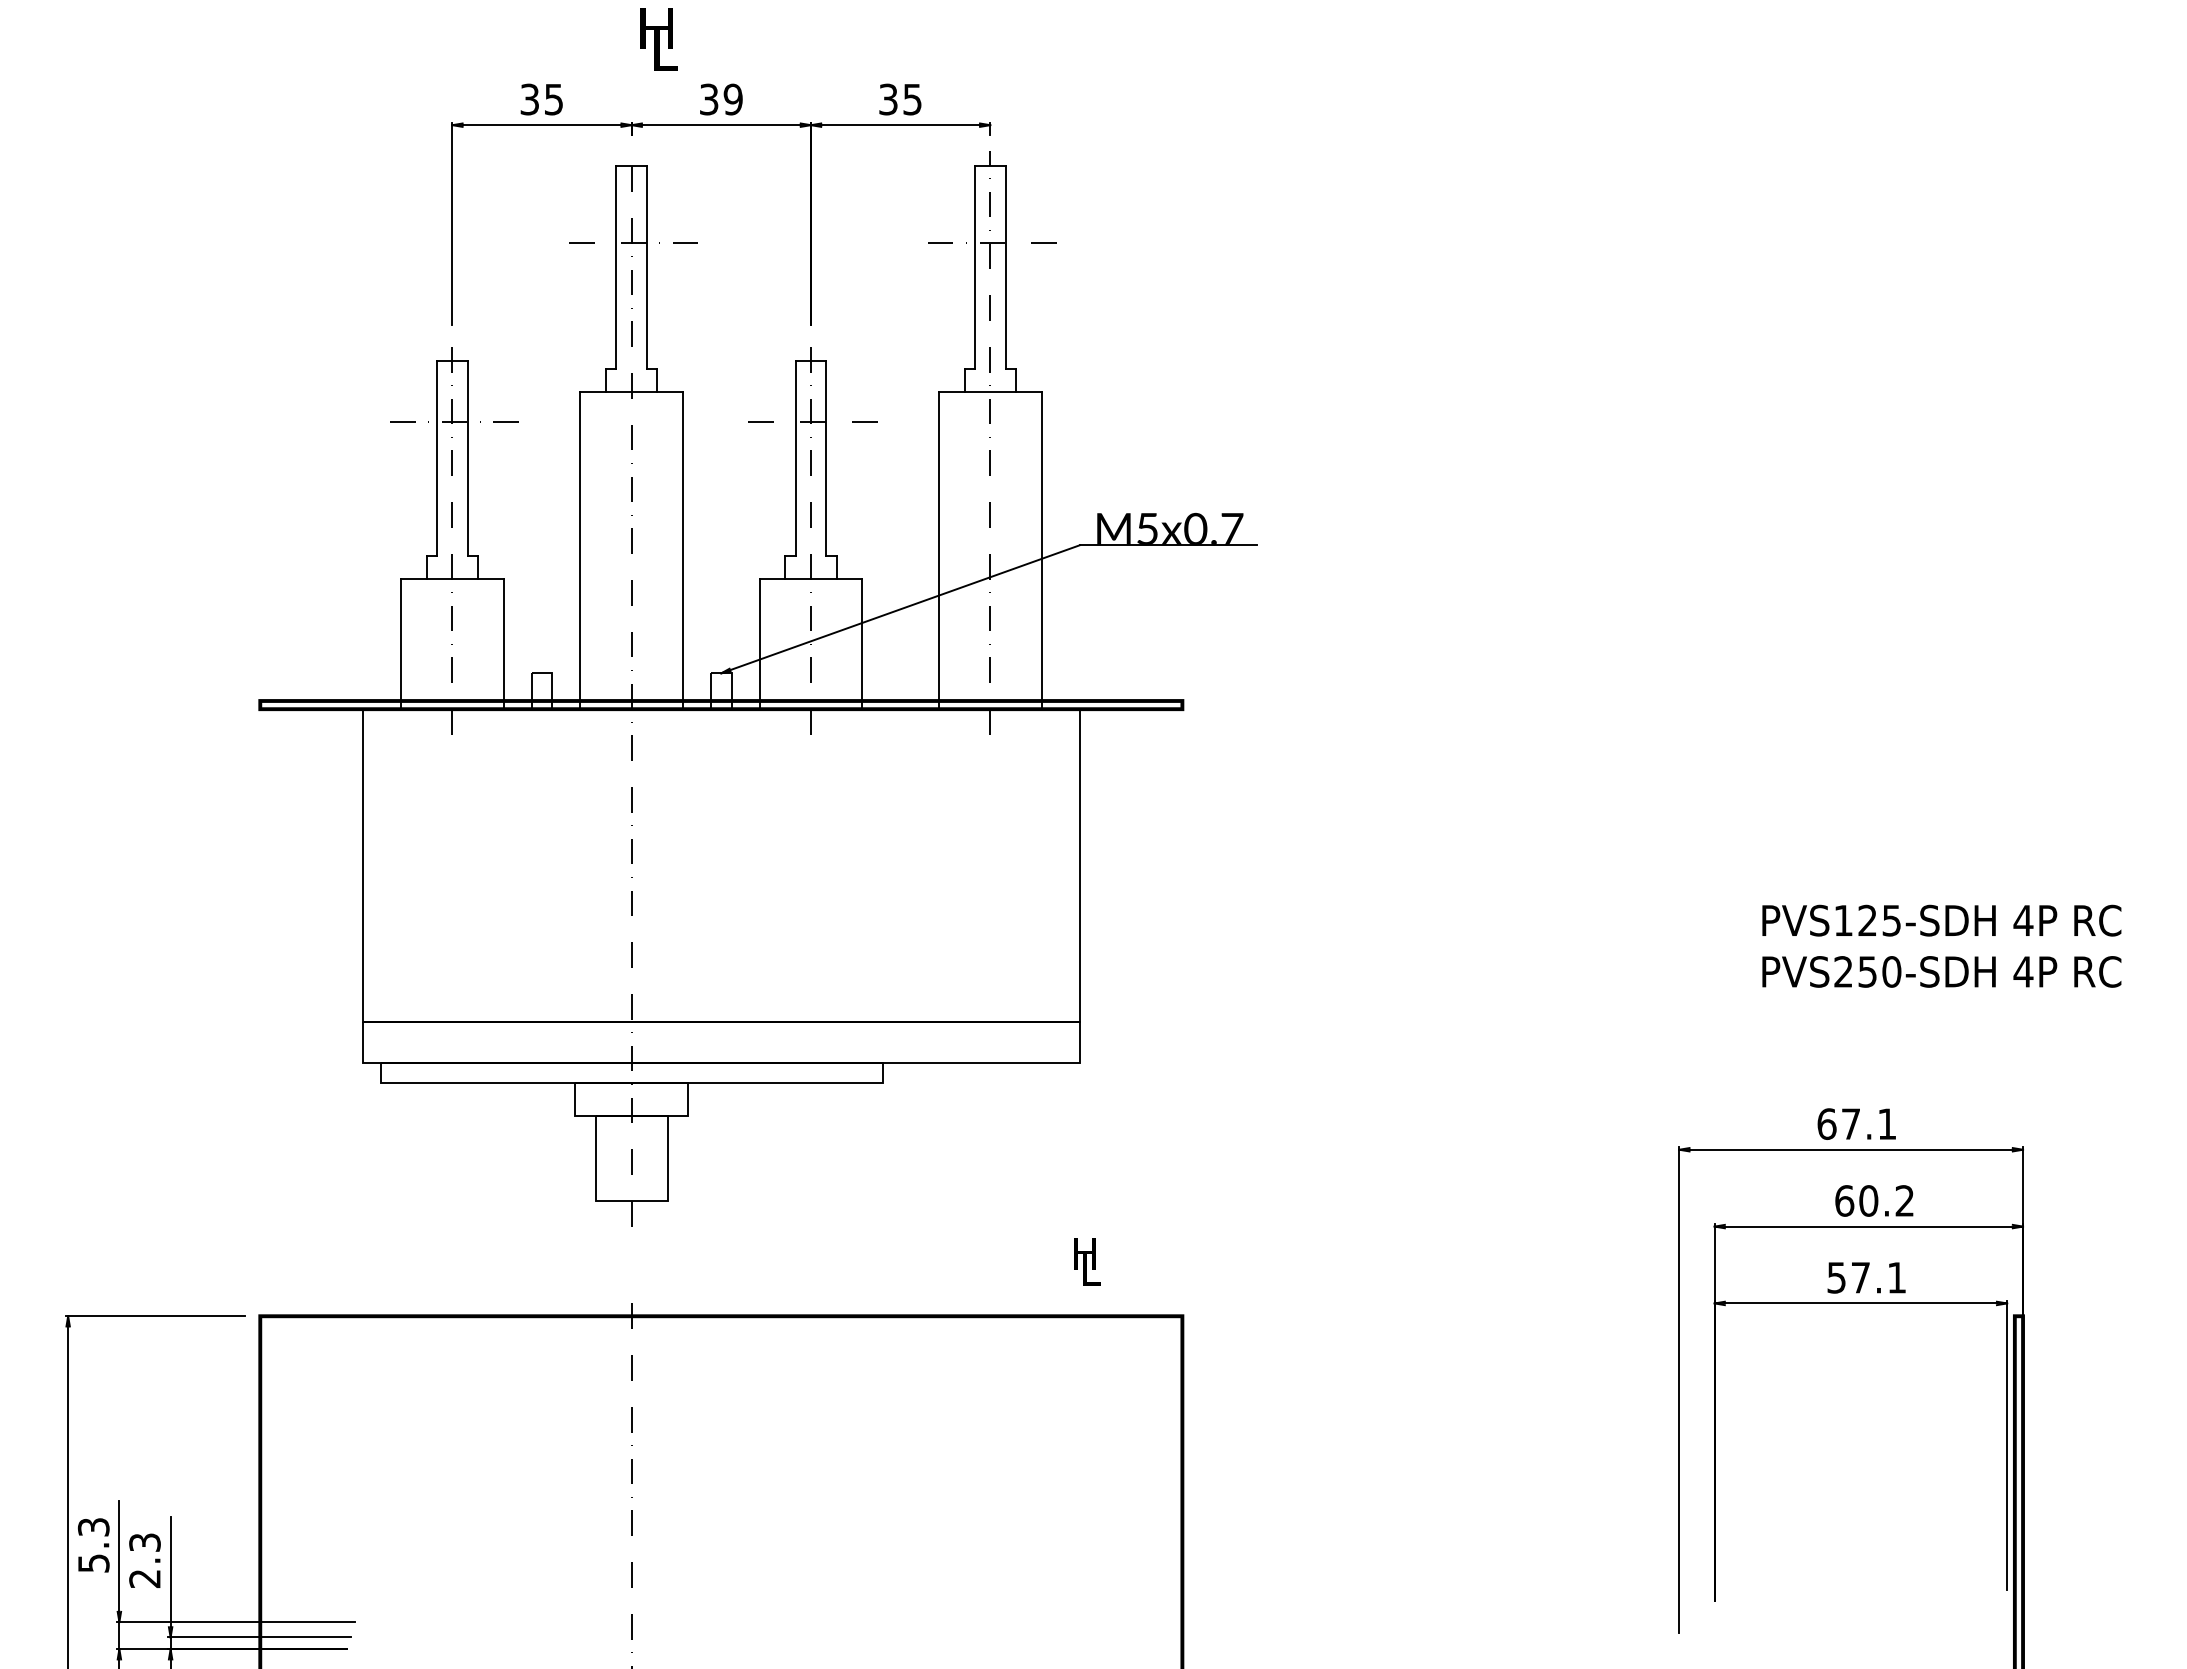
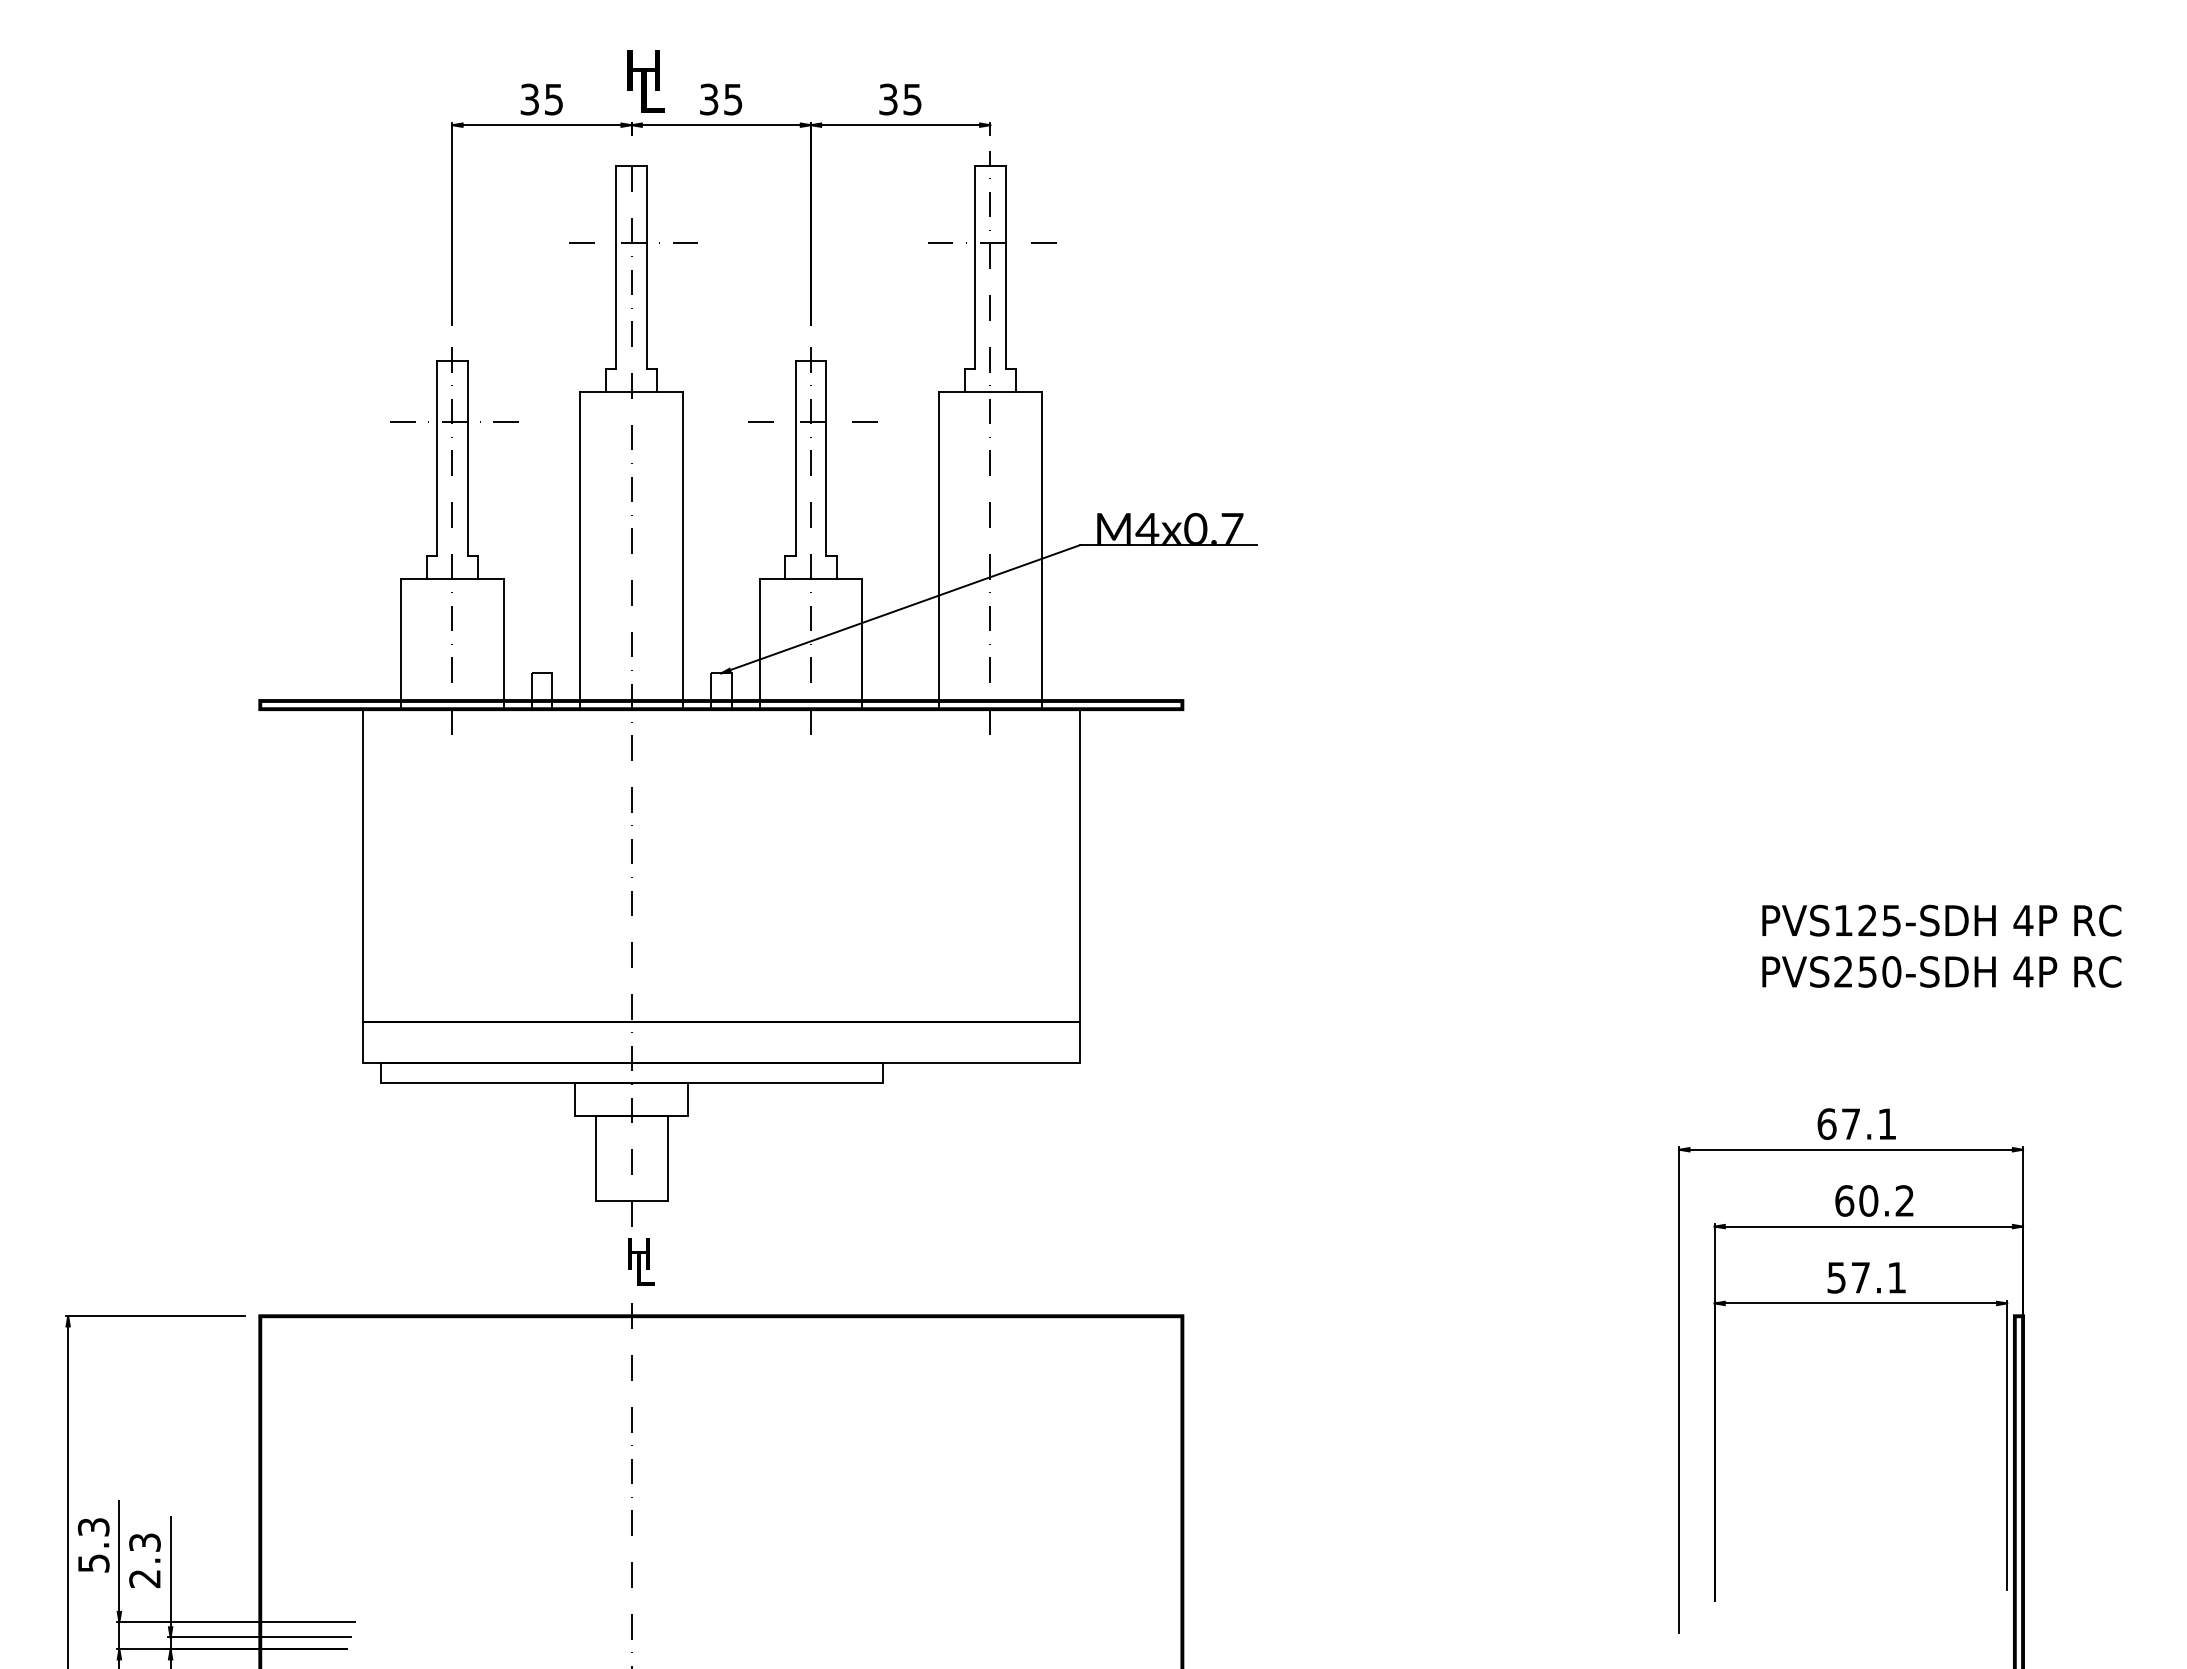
text position: (658, 39) -> (645, 81) (645, 81)
text: 39 -> 35 (732, 99)
text: M5x0.7 -> M4x0.7 (1147, 528)
text position: (1087, 1261) -> (641, 1261) (641, 1261)
